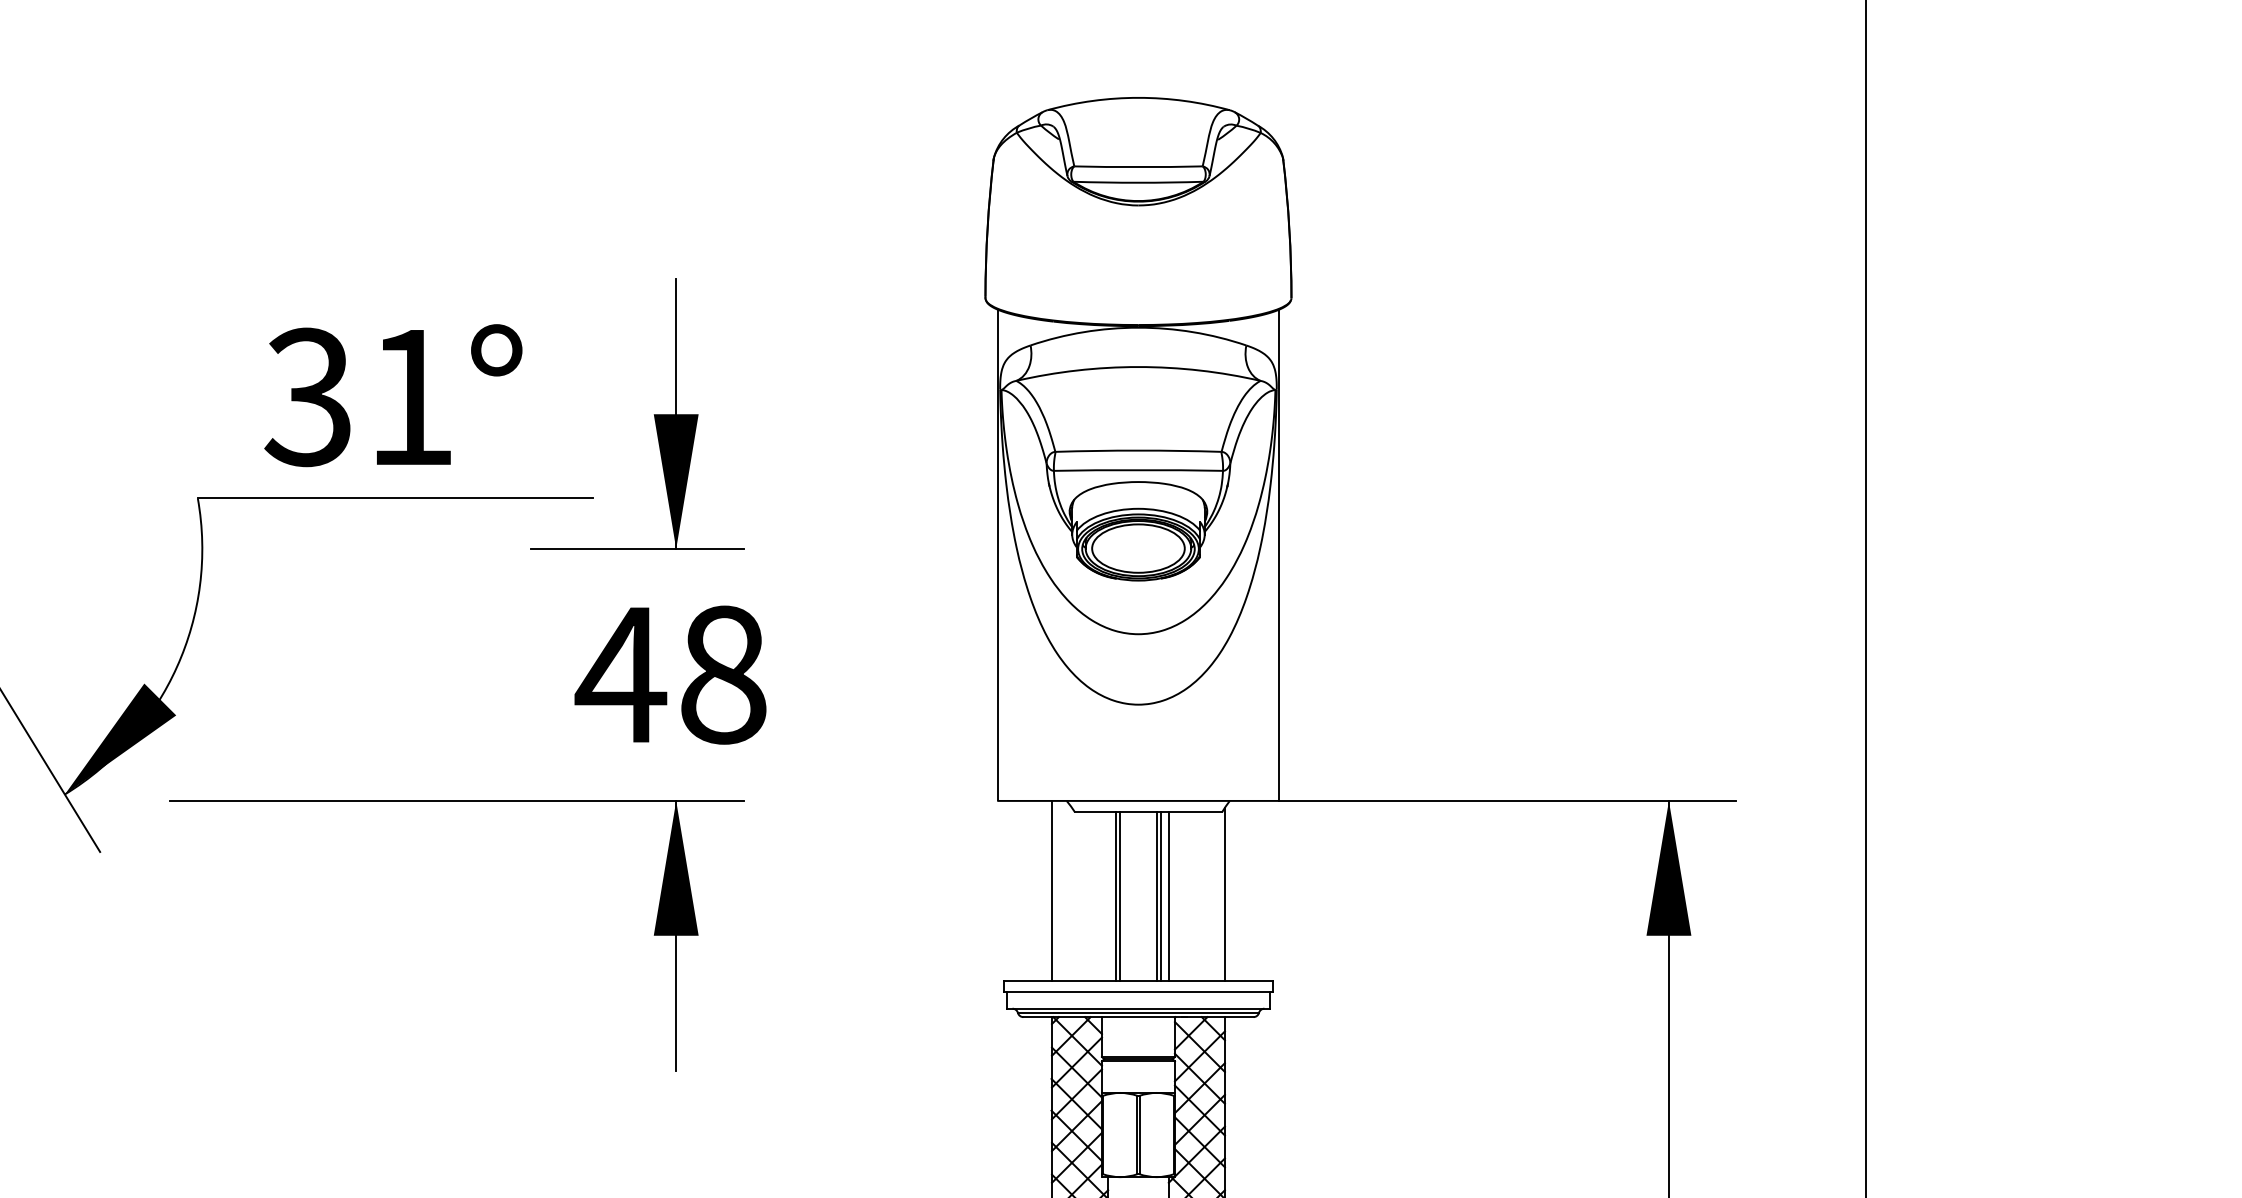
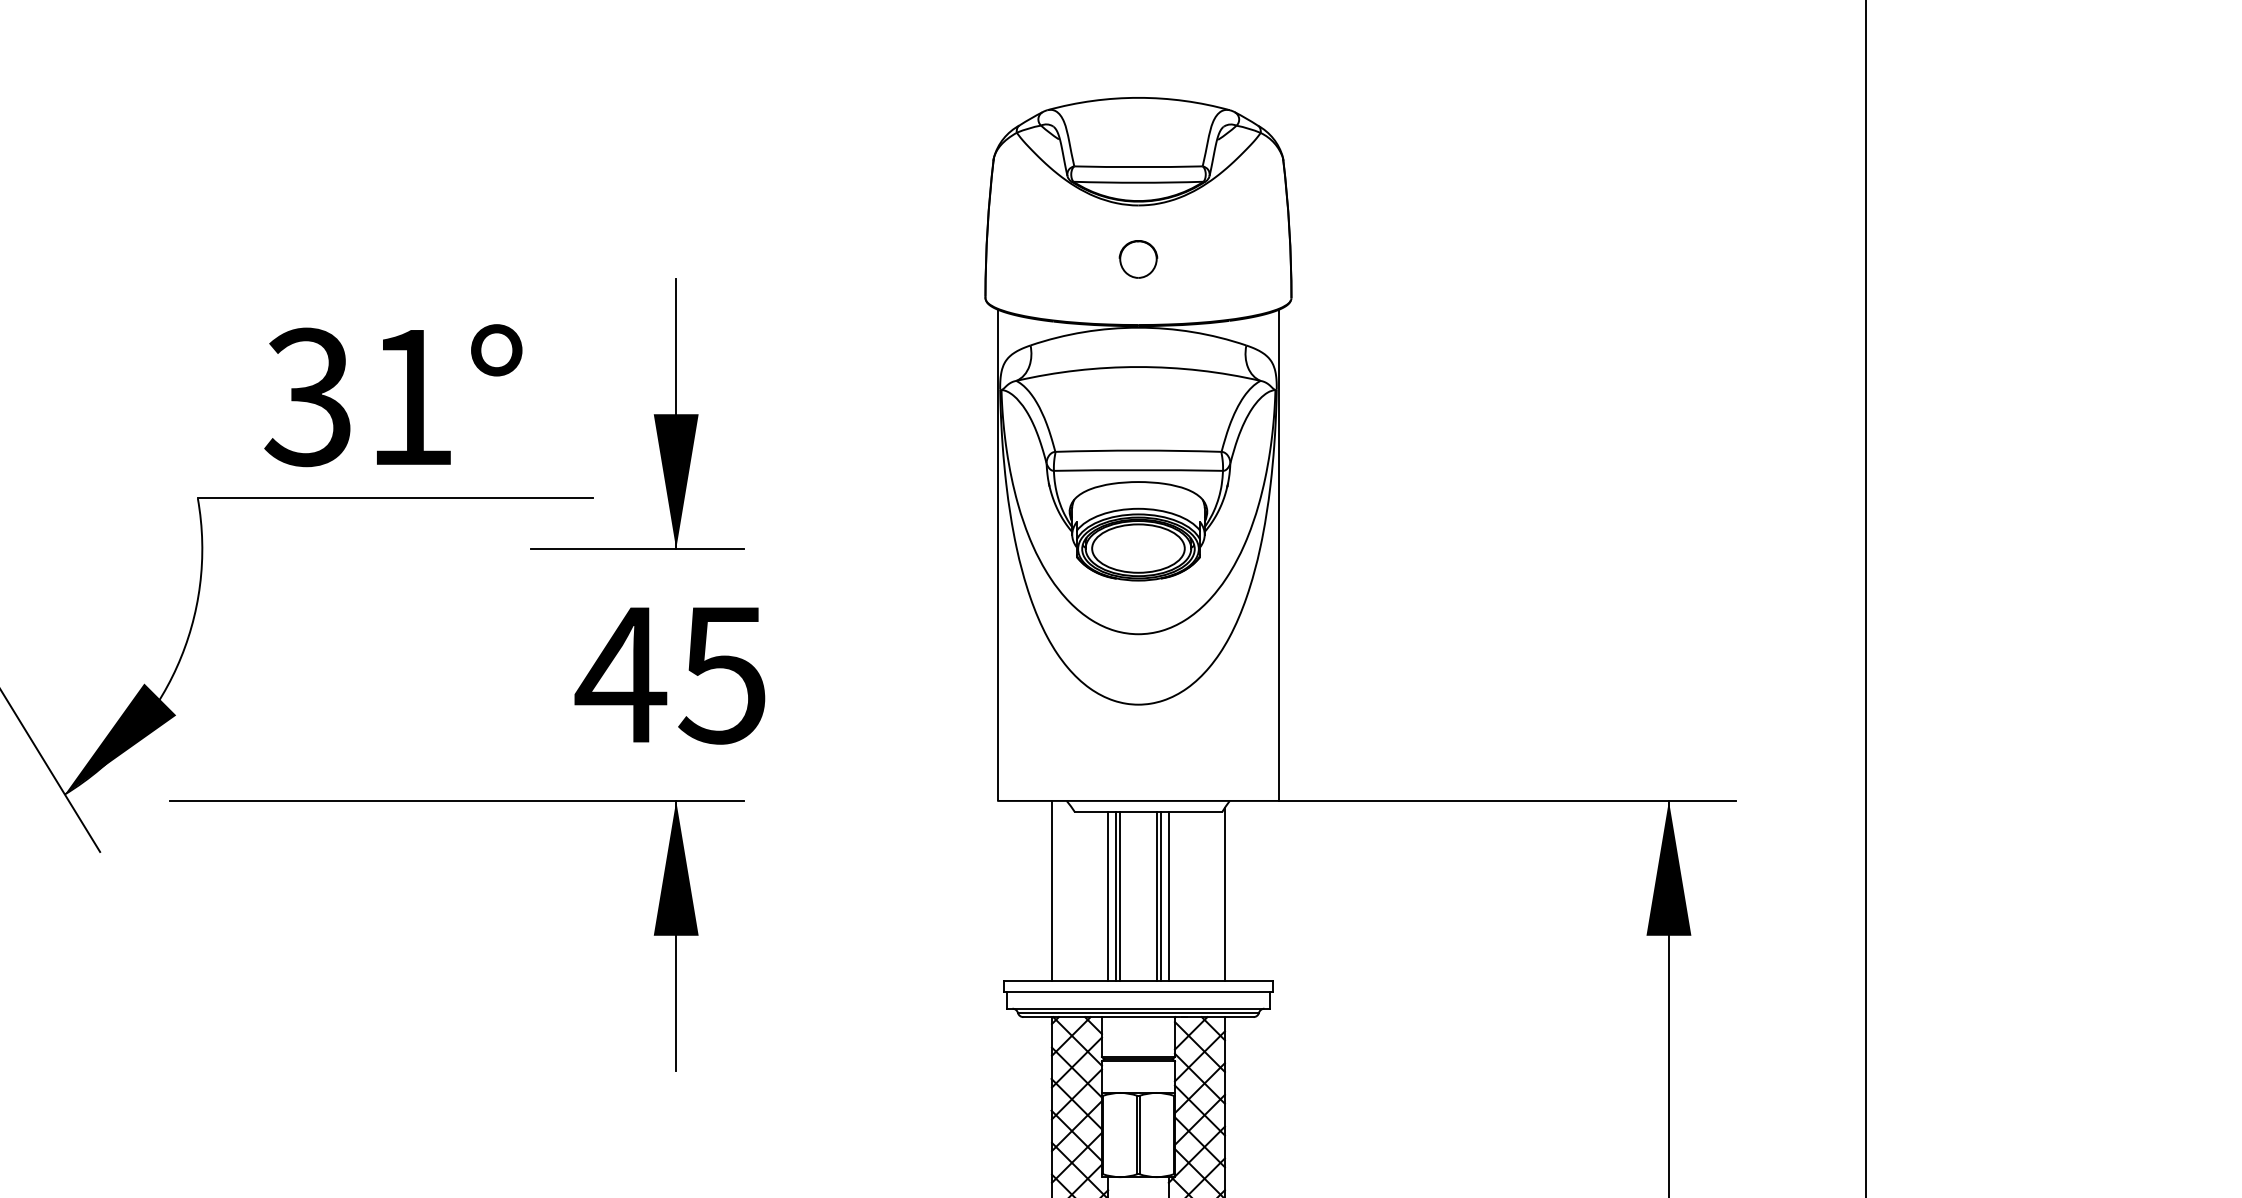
part: none -> present (1138, 259)
text: 48 -> 45 (722, 674)
line: none -> present (1108, 896)
